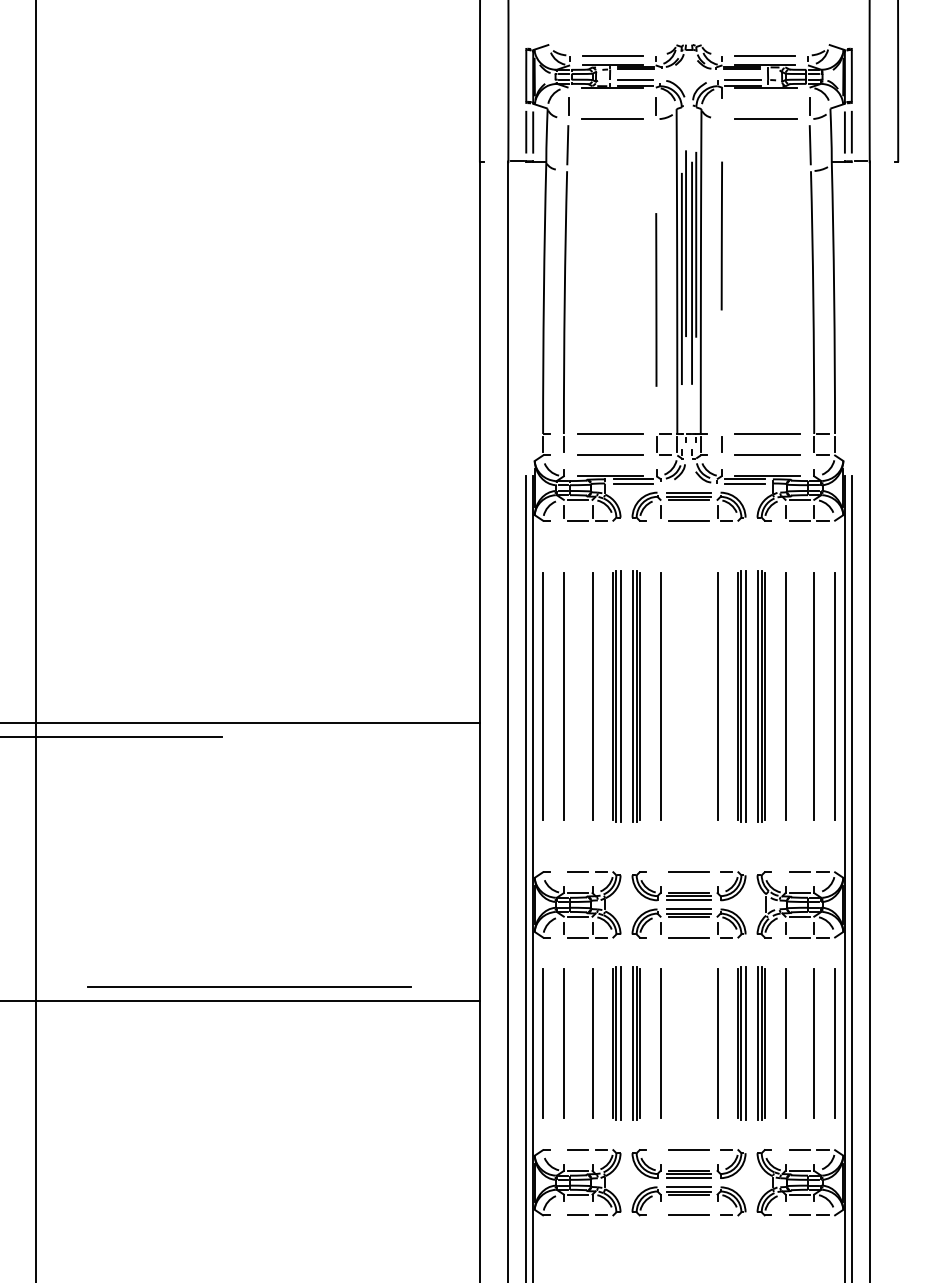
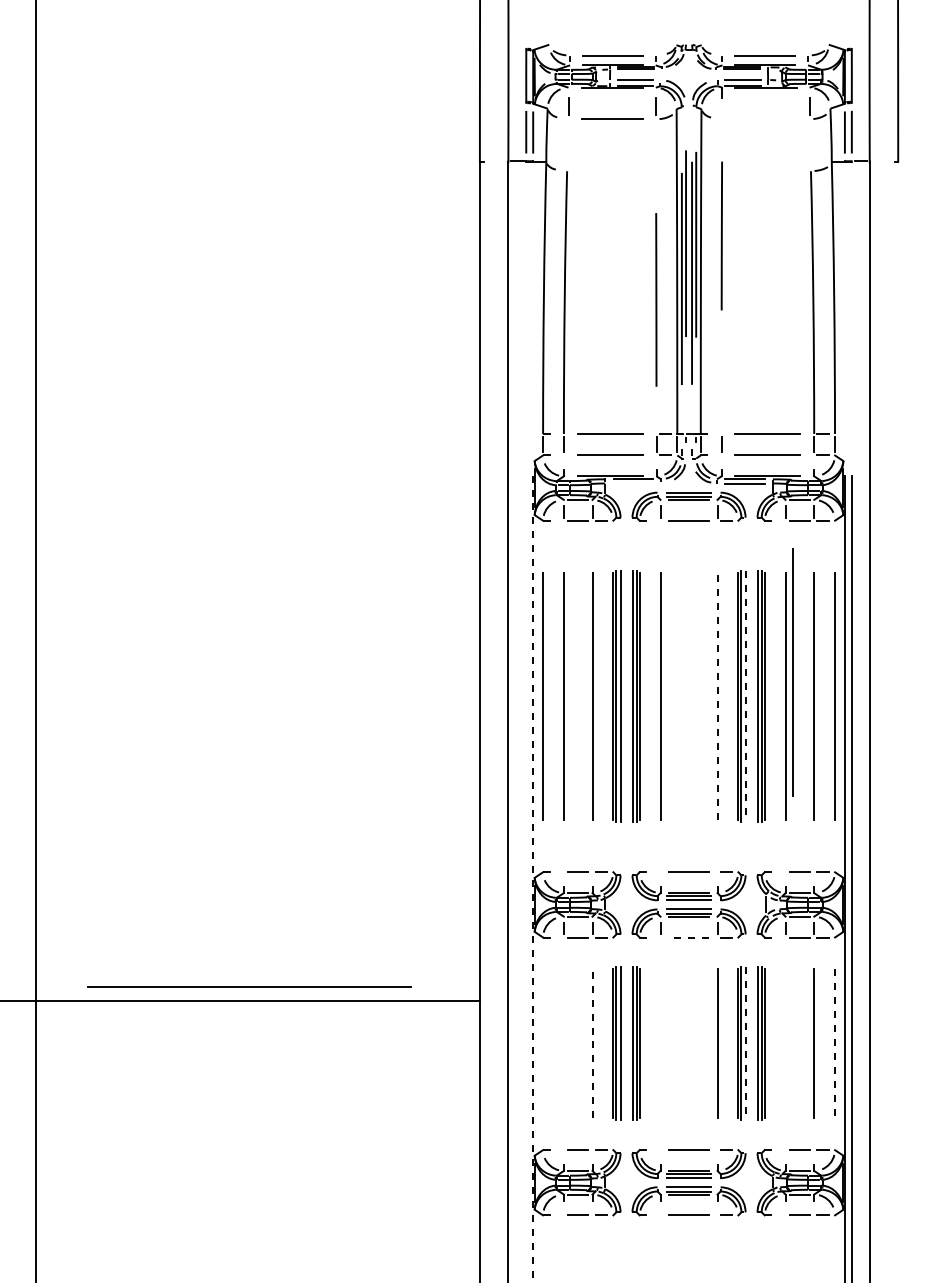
line: present -> none (765, 119)
line: present -> none (567, 145)
line: present -> none (809, 145)
line: present -> none (632, 483)
line: none -> present (792, 672)
line: solid -> dashed (717, 696)
line: solid -> dashed (745, 696)
line: present -> none (240, 722)
line: present -> none (111, 736)
line: present -> none (526, 877)
line: solid -> dashed (533, 879)
line: solid -> dashed (689, 937)
line: present -> none (543, 1043)
line: present -> none (563, 1043)
line: solid -> dashed (592, 1043)
line: present -> none (660, 1043)
line: solid -> dashed (745, 1043)
line: present -> none (785, 1043)
line: solid -> dashed (835, 1044)
